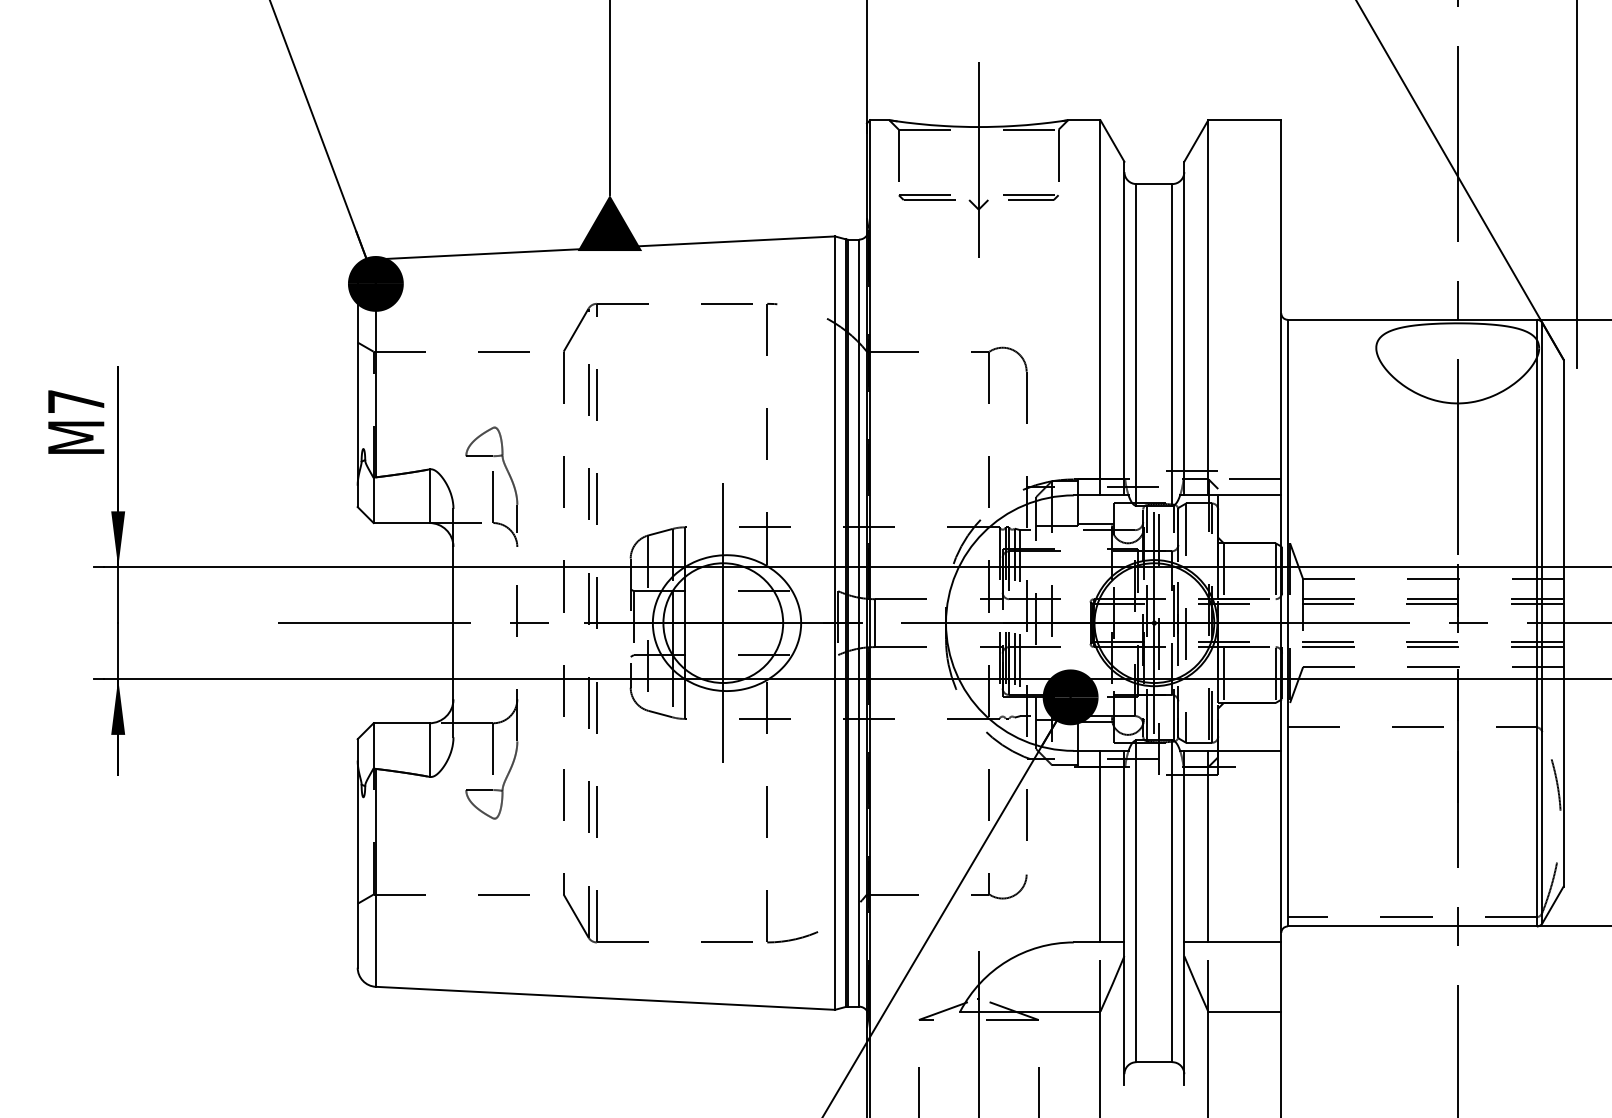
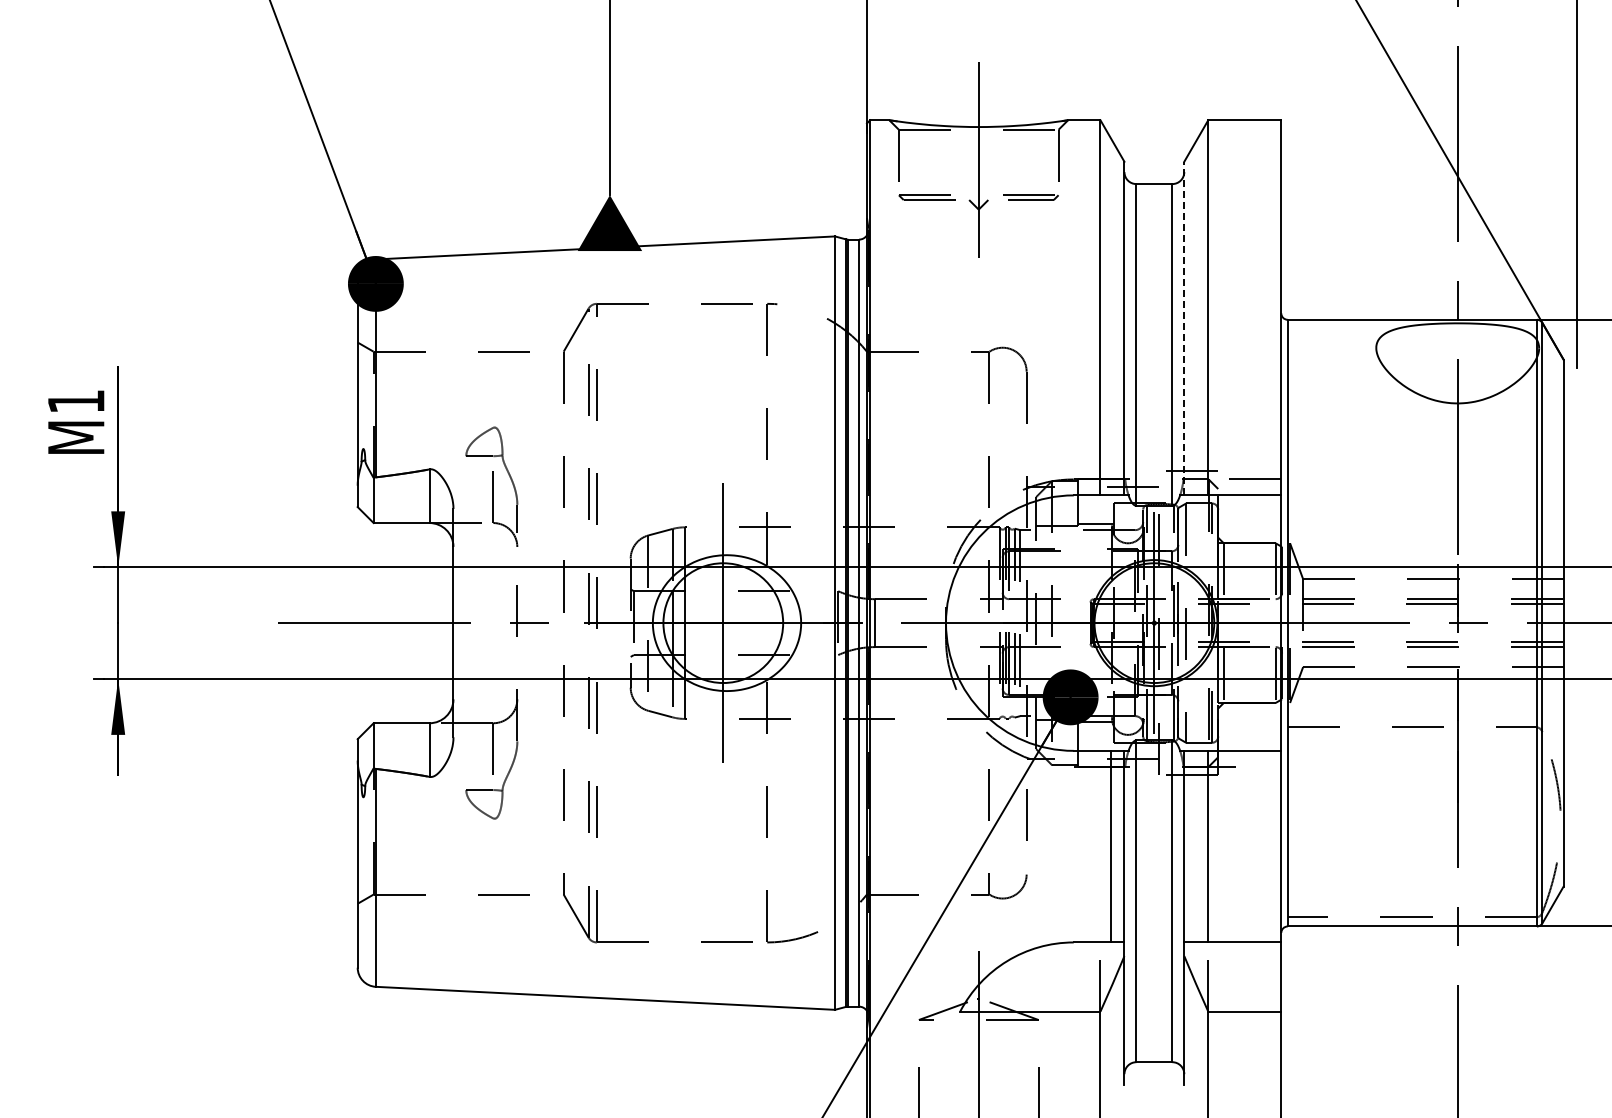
line: solid -> dashed (1184, 328)
text: M7 -> M1 (76, 401)
line position: (1100, 846) -> (1111, 846) (1111, 846)
